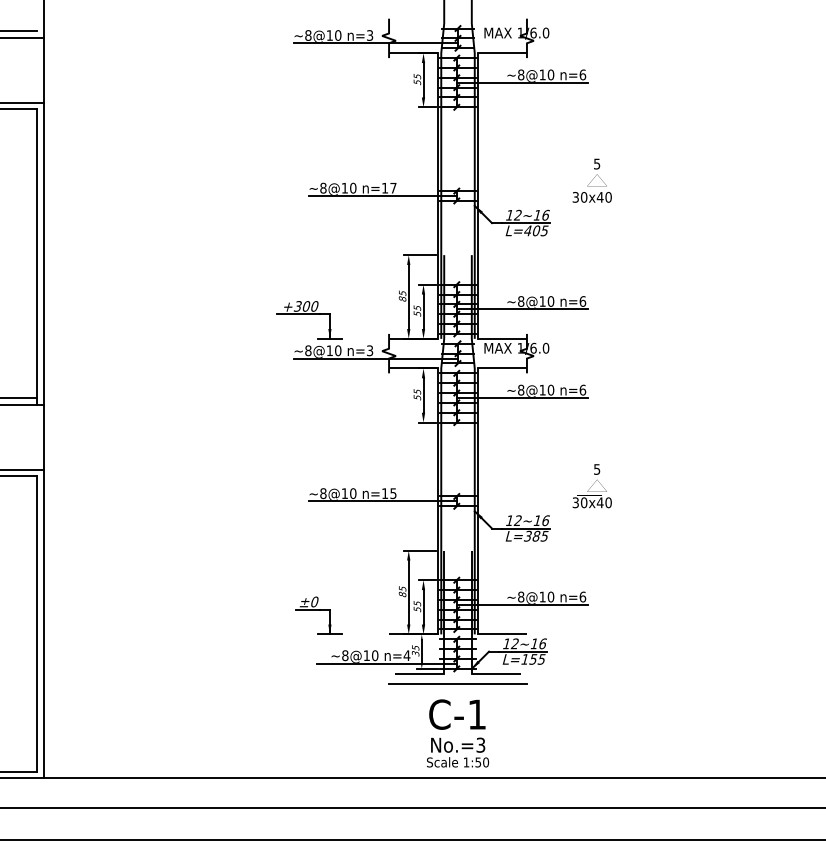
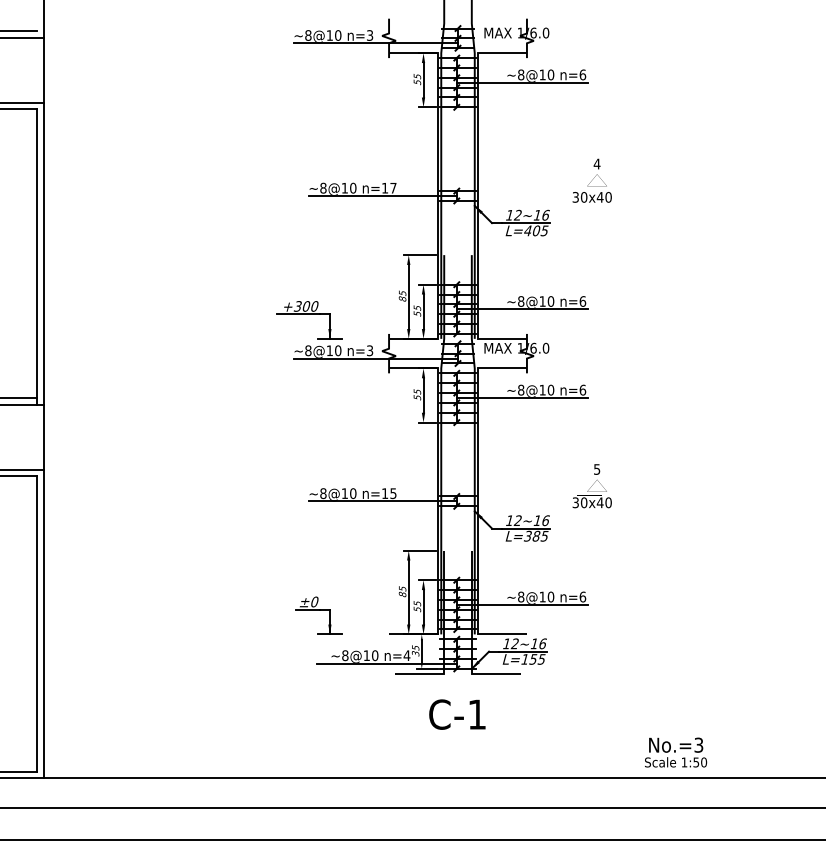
text: 5 -> 4 (596, 163)
line: present -> none (457, 683)
text position: (458, 752) -> (676, 752) (676, 752)
